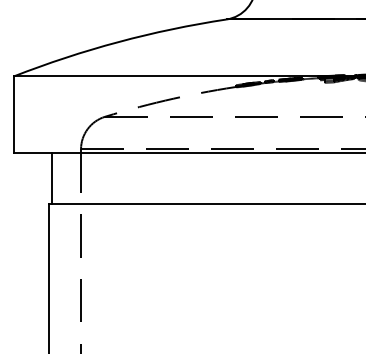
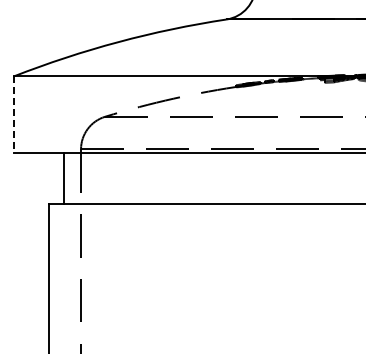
line: solid -> dashed (13, 115)
line position: (52, 178) -> (64, 178) (64, 178)
